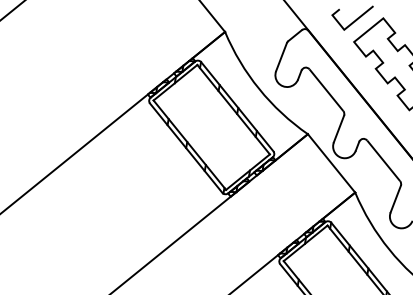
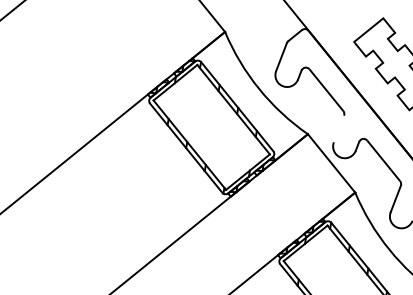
line: present -> none (355, 19)
line: present -> none (338, 128)
